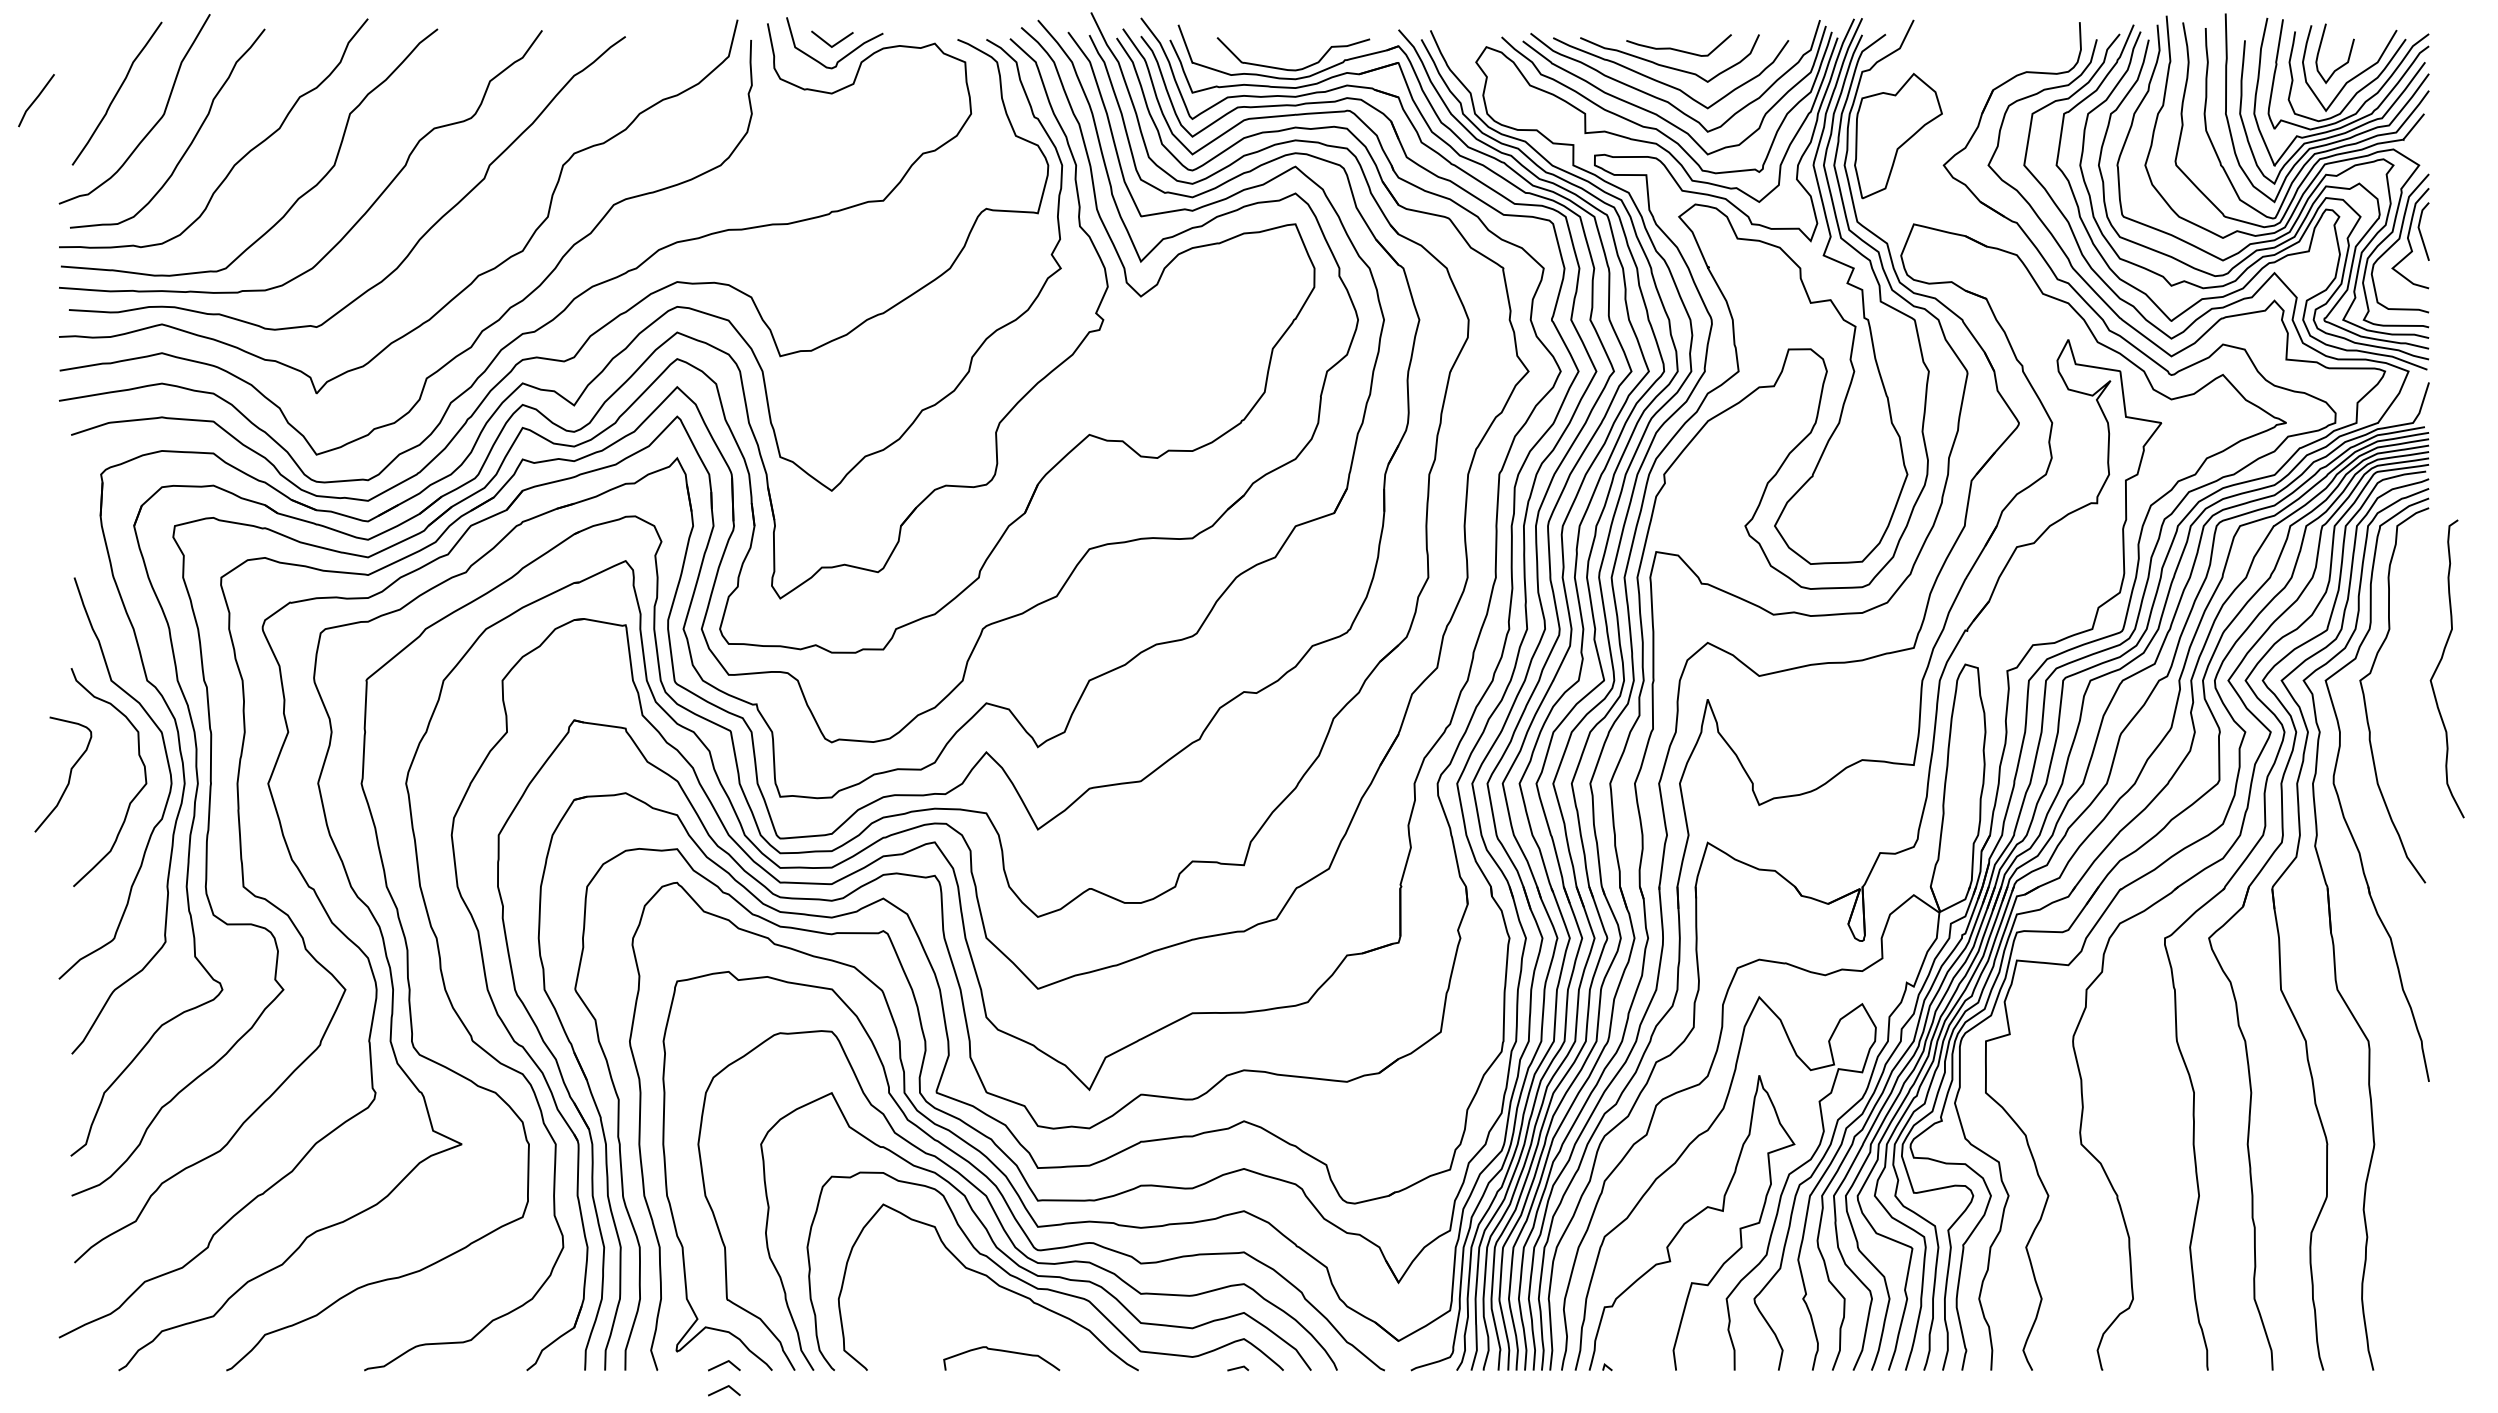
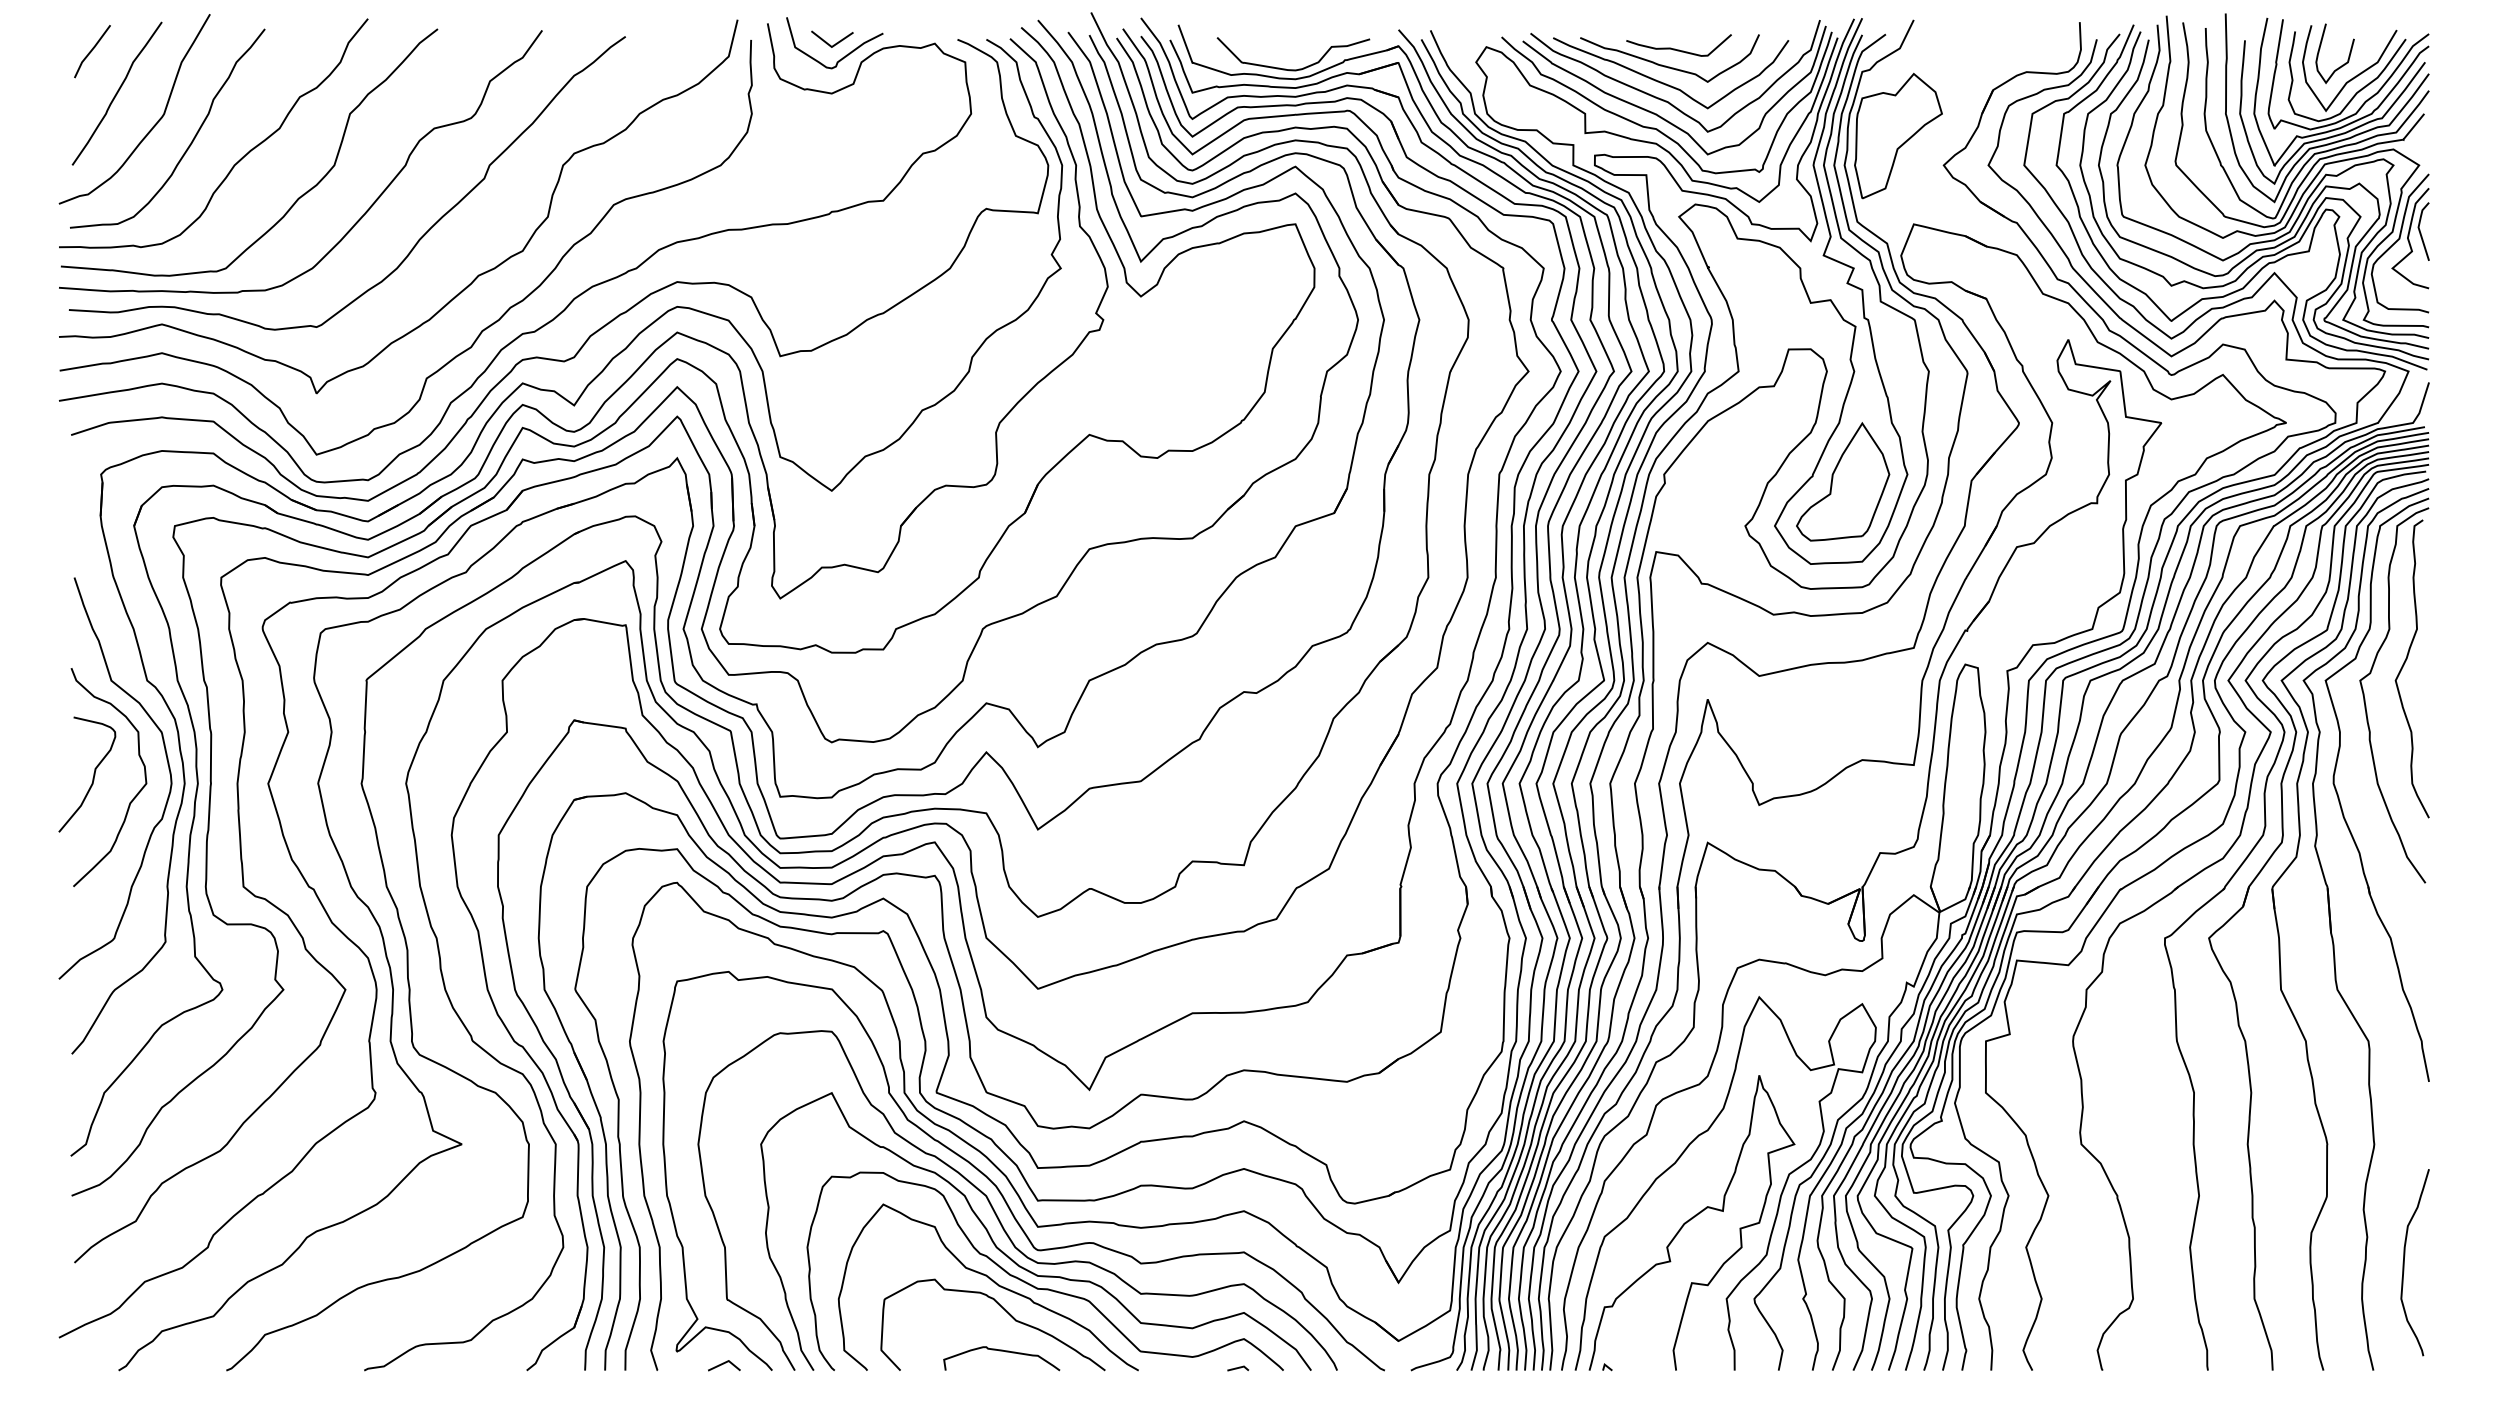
line position: (36, 100) -> (92, 51) (92, 51)
part: none -> present (1843, 481)
curve position: (2439, 665) -> (2404, 665) (2404, 665)
curve position: (69, 774) -> (93, 774) (93, 774)
curve: none -> present (2404, 1262)
curve: none -> present (1005, 1311)
line: present -> none (723, 1389)
